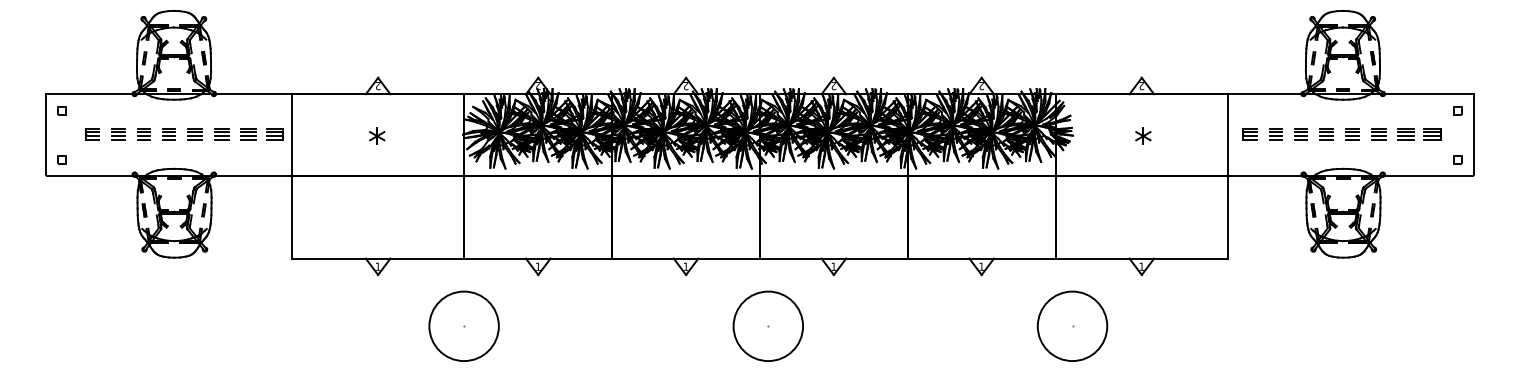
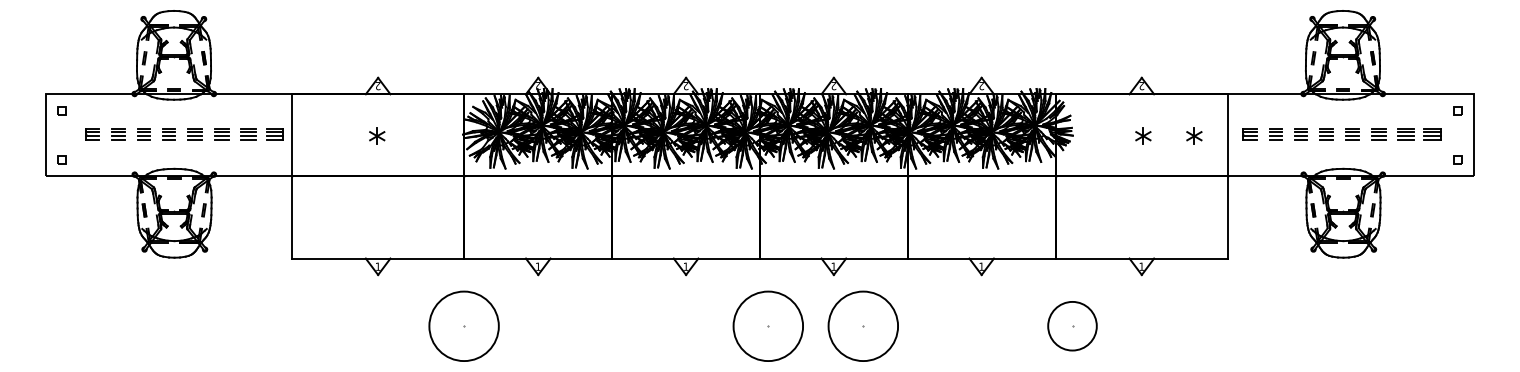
part: none -> present (1194, 135)
part: none -> present (862, 325)
part size: 73x72 px -> 51x51 px (1072, 326)
